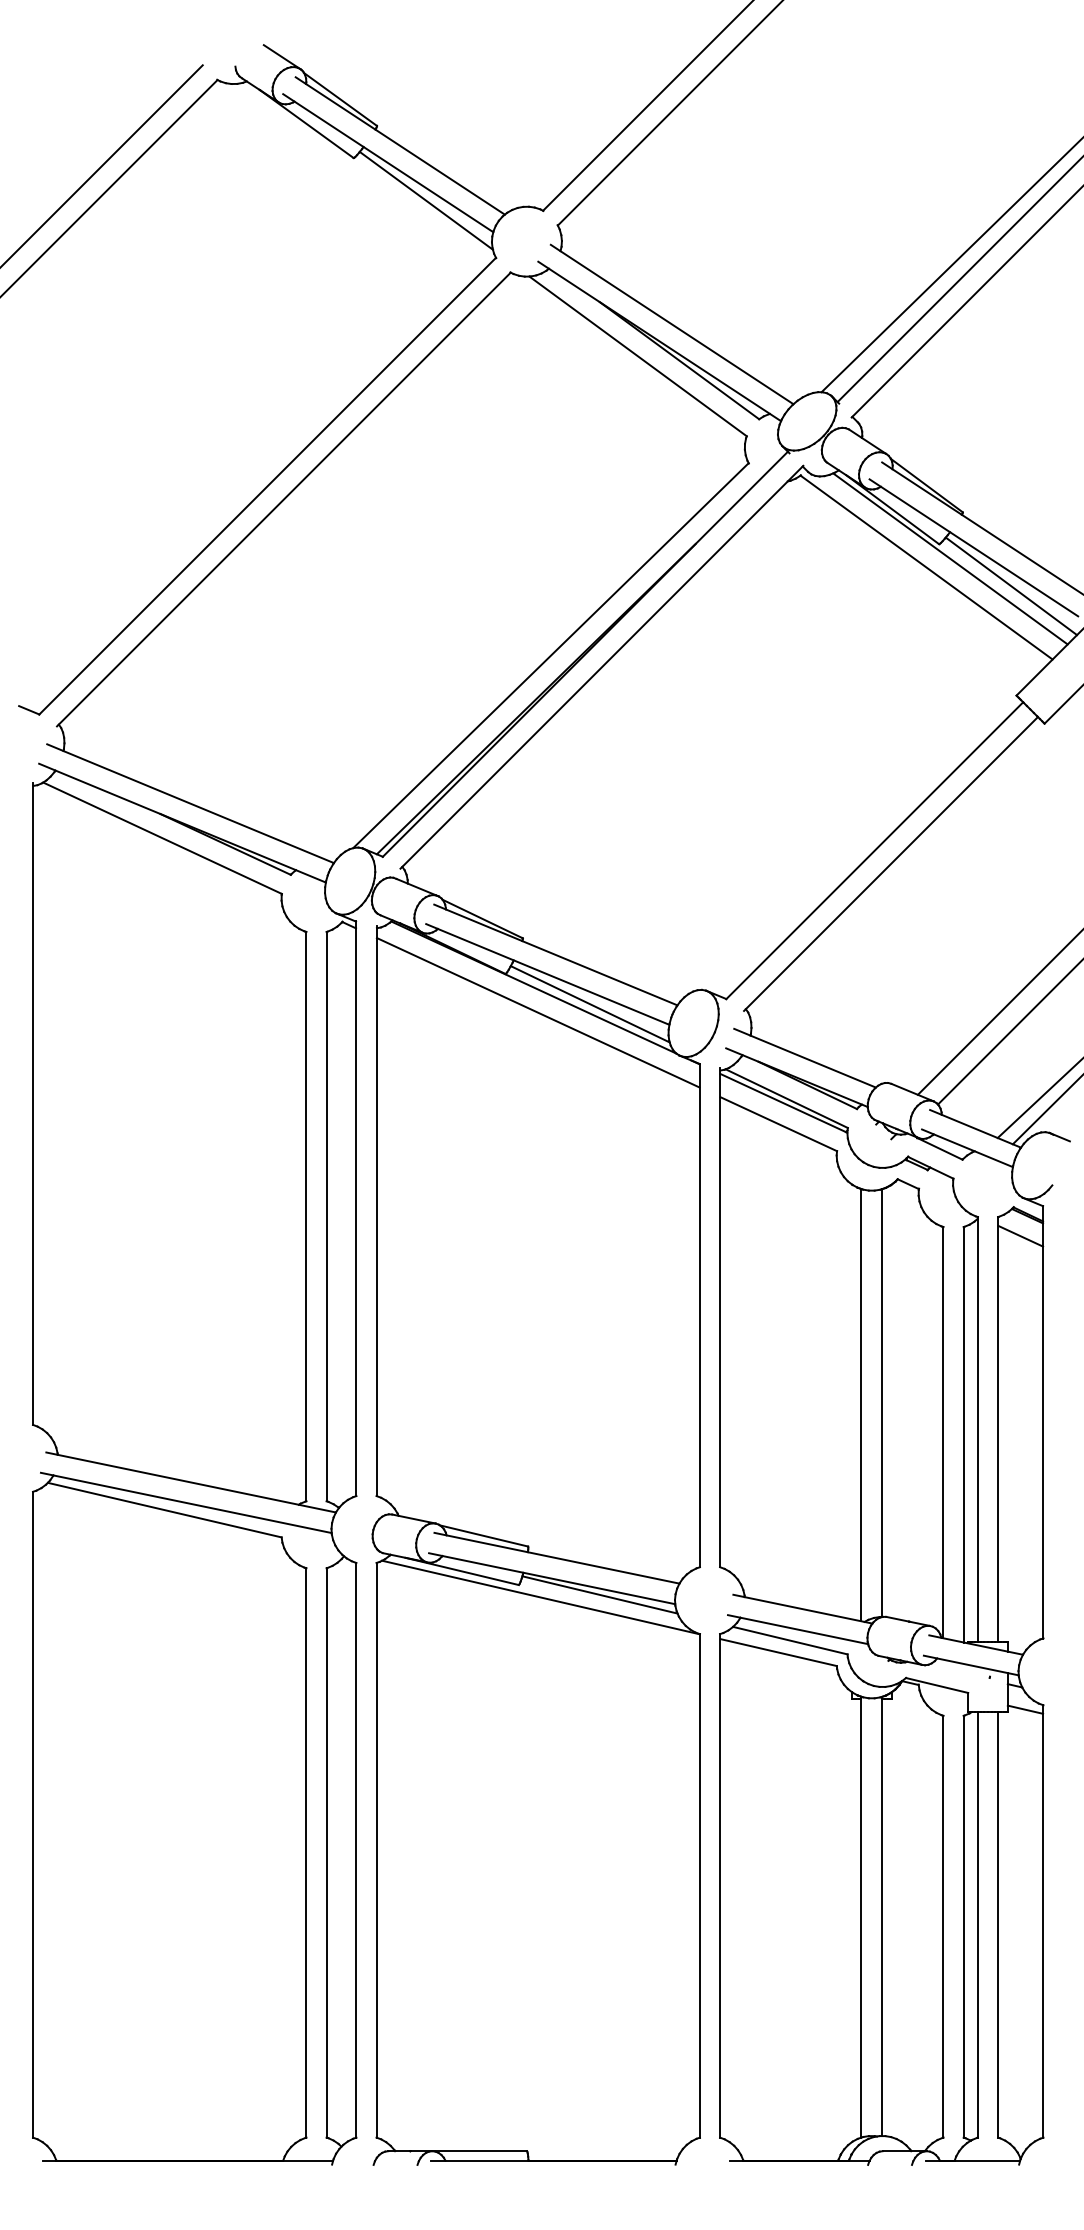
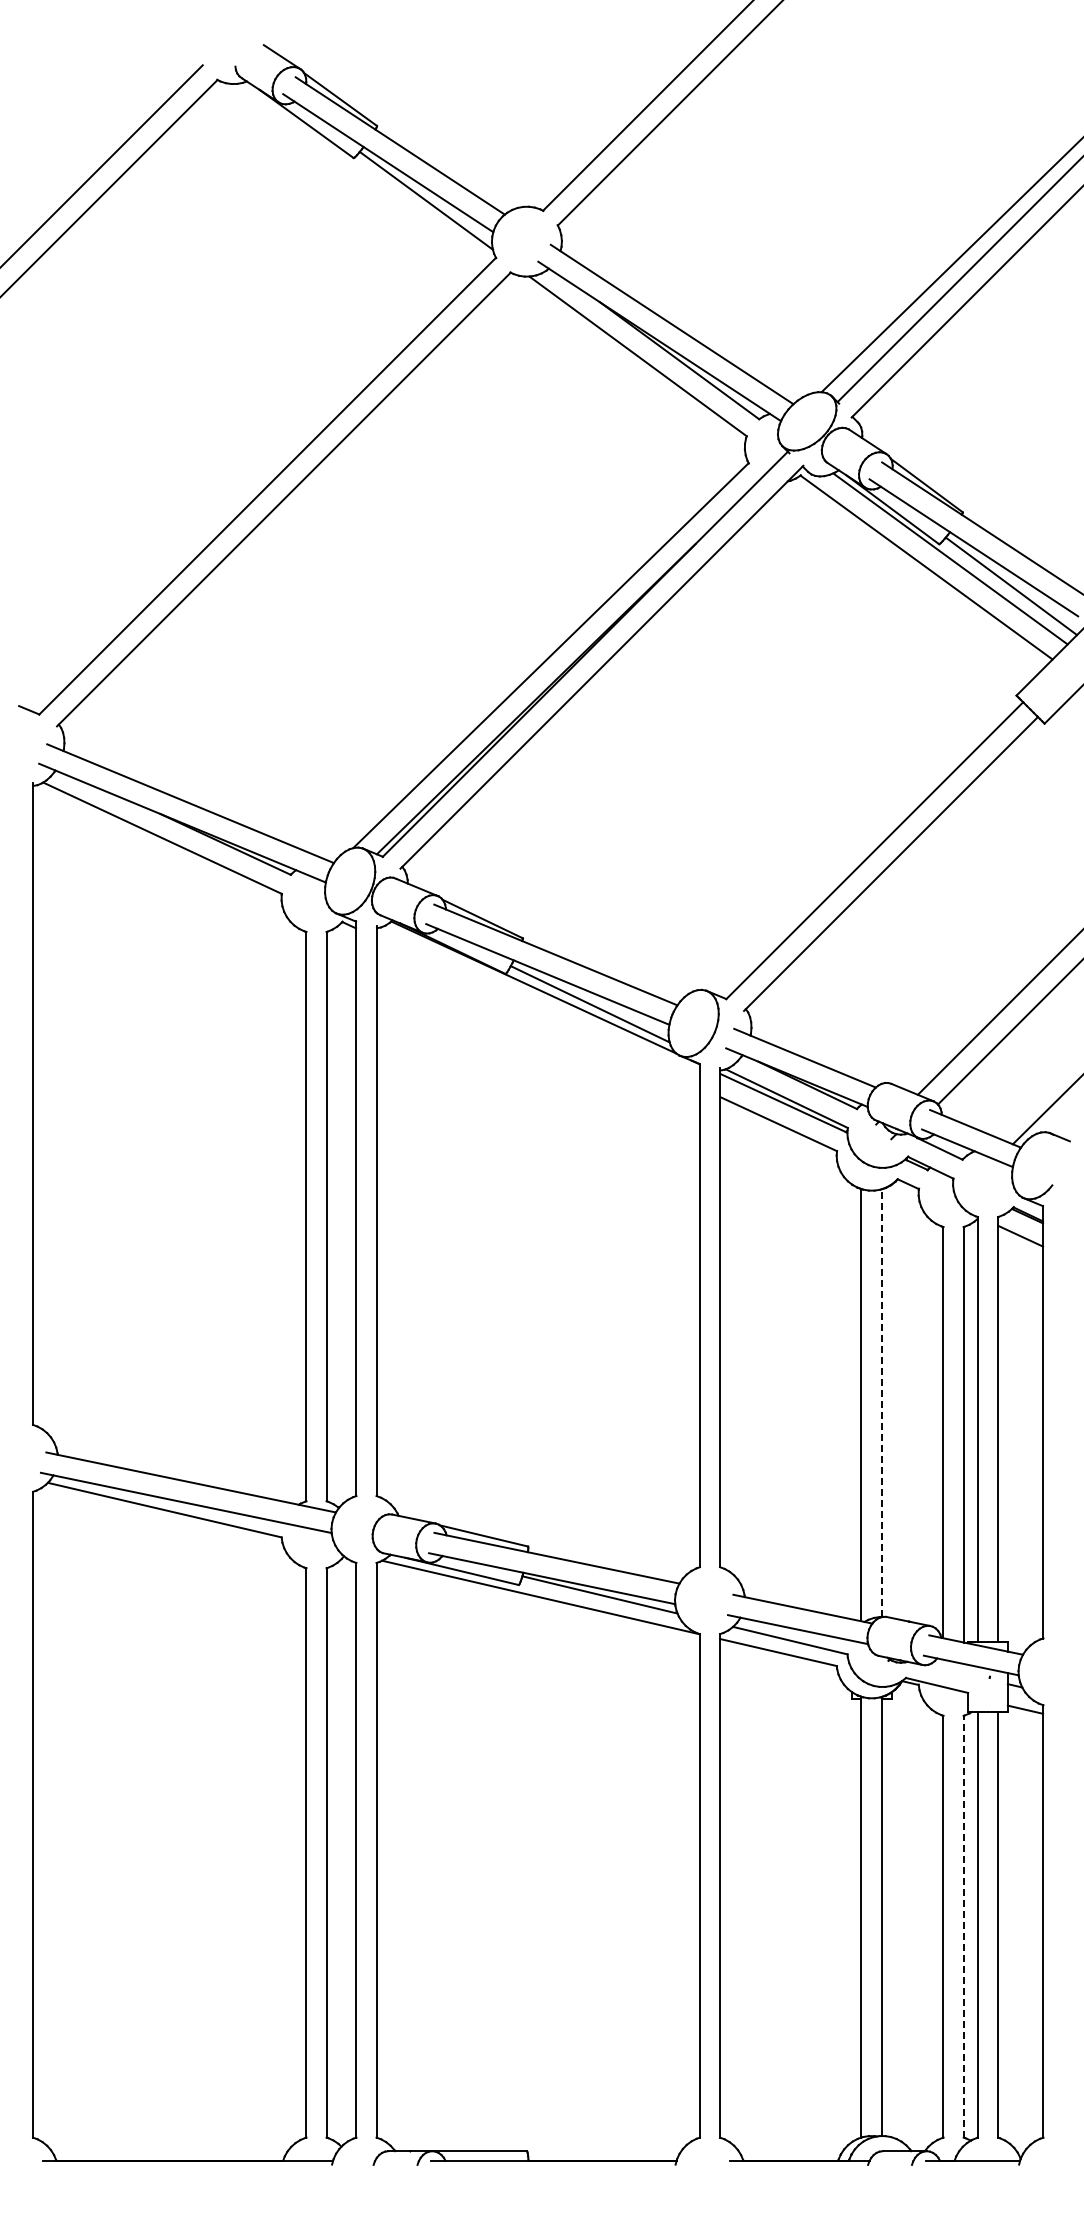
line: present -> none (537, 1012)
line: present -> none (1038, 1099)
line: solid -> dashed (882, 1403)
line: solid -> dashed (964, 1926)
